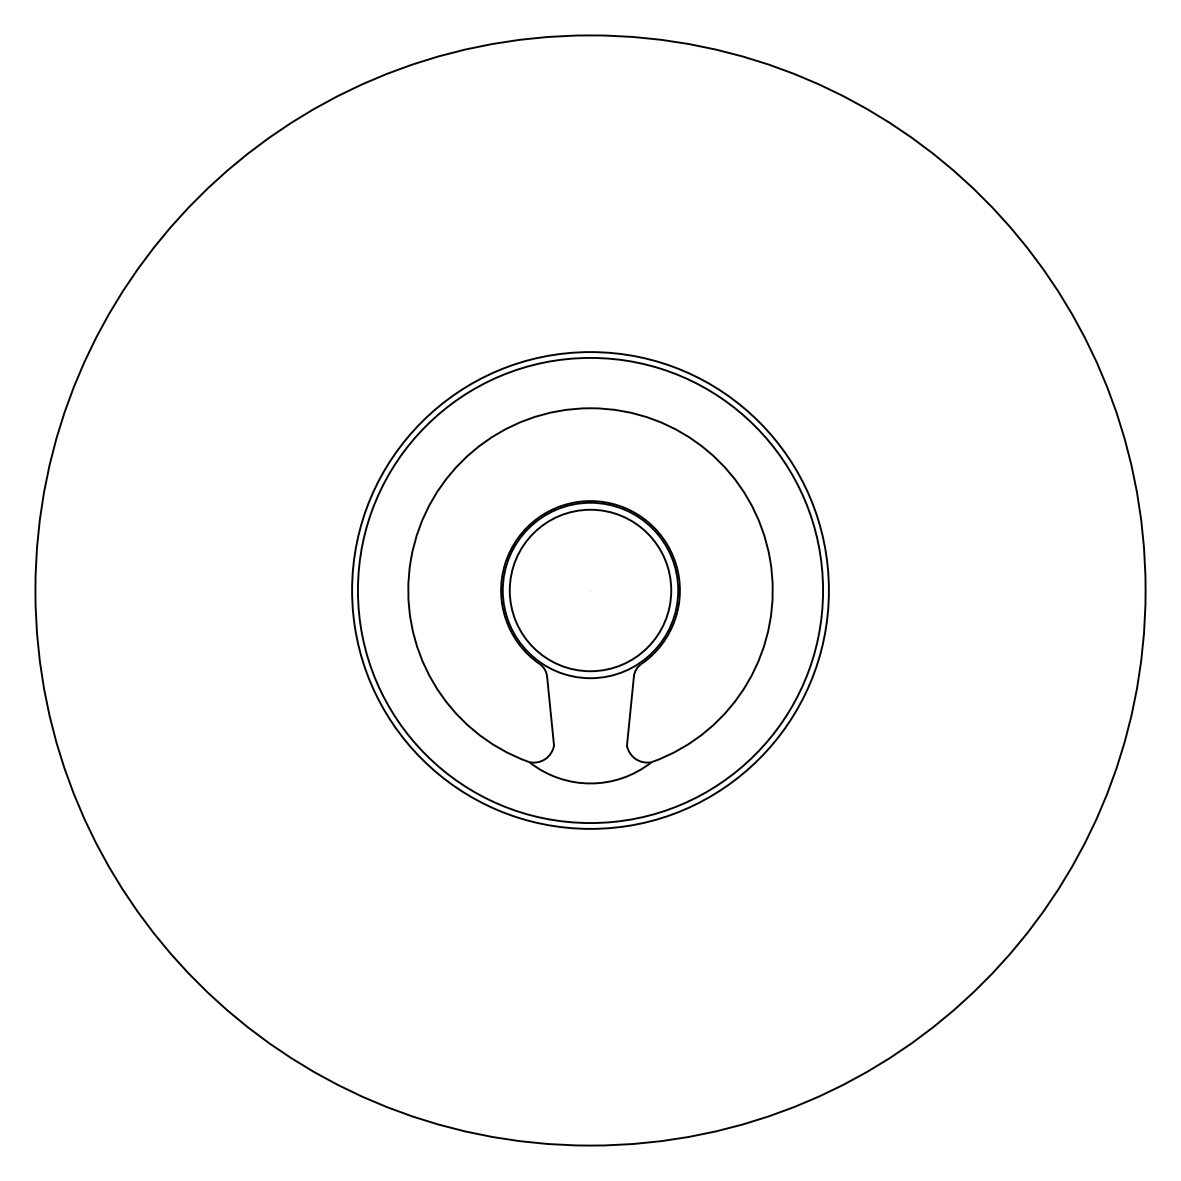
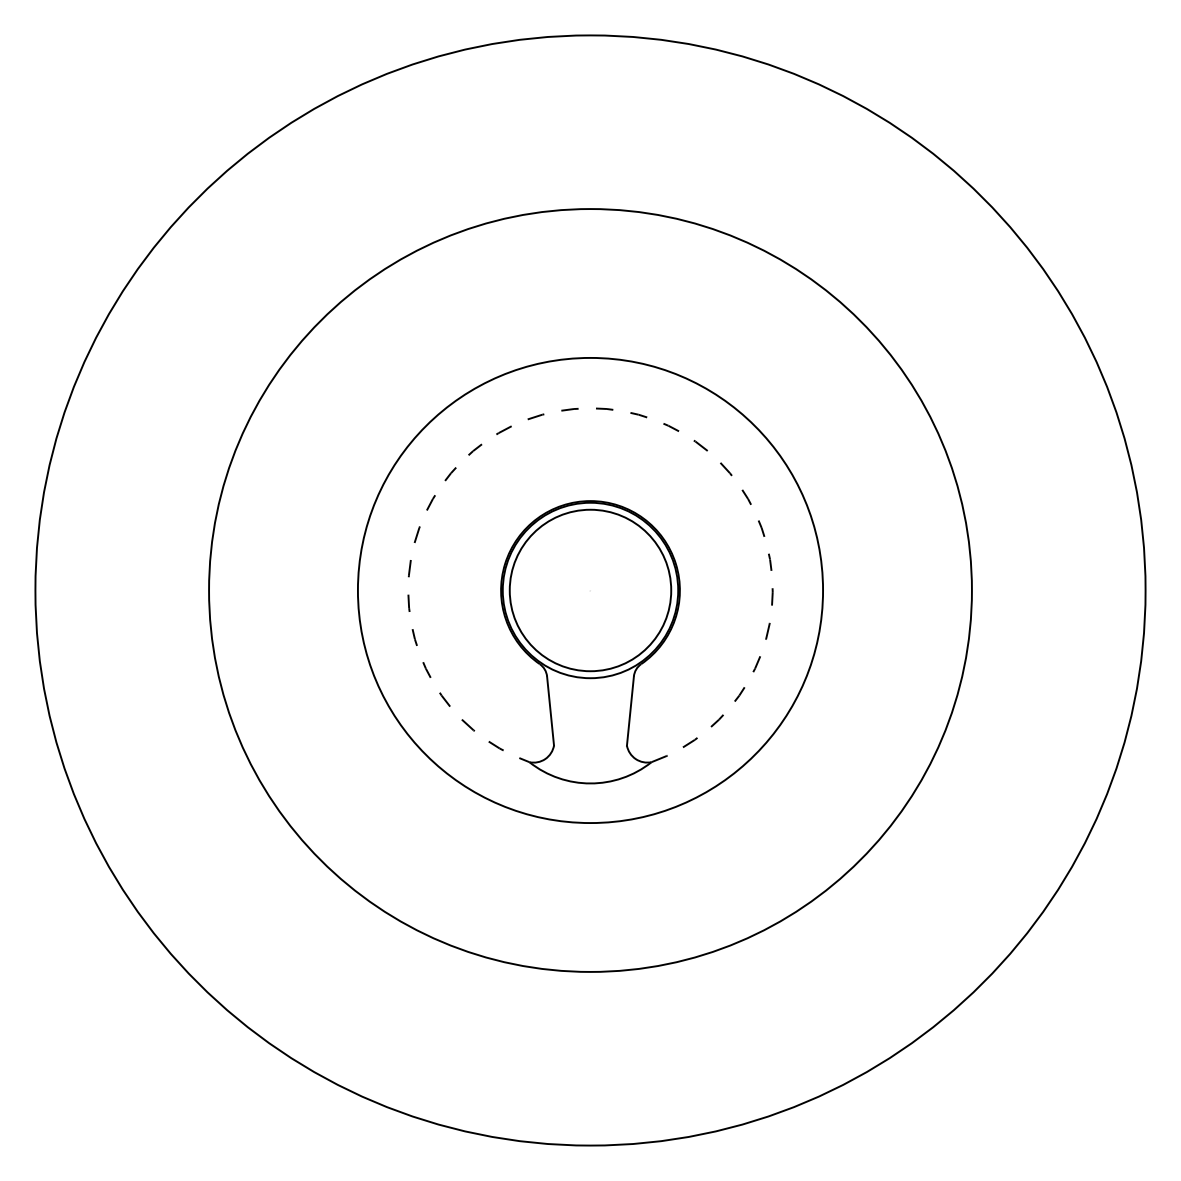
arc: solid -> dashed (590, 408)
circle diameter: 477 px -> 763 px (590, 590)
